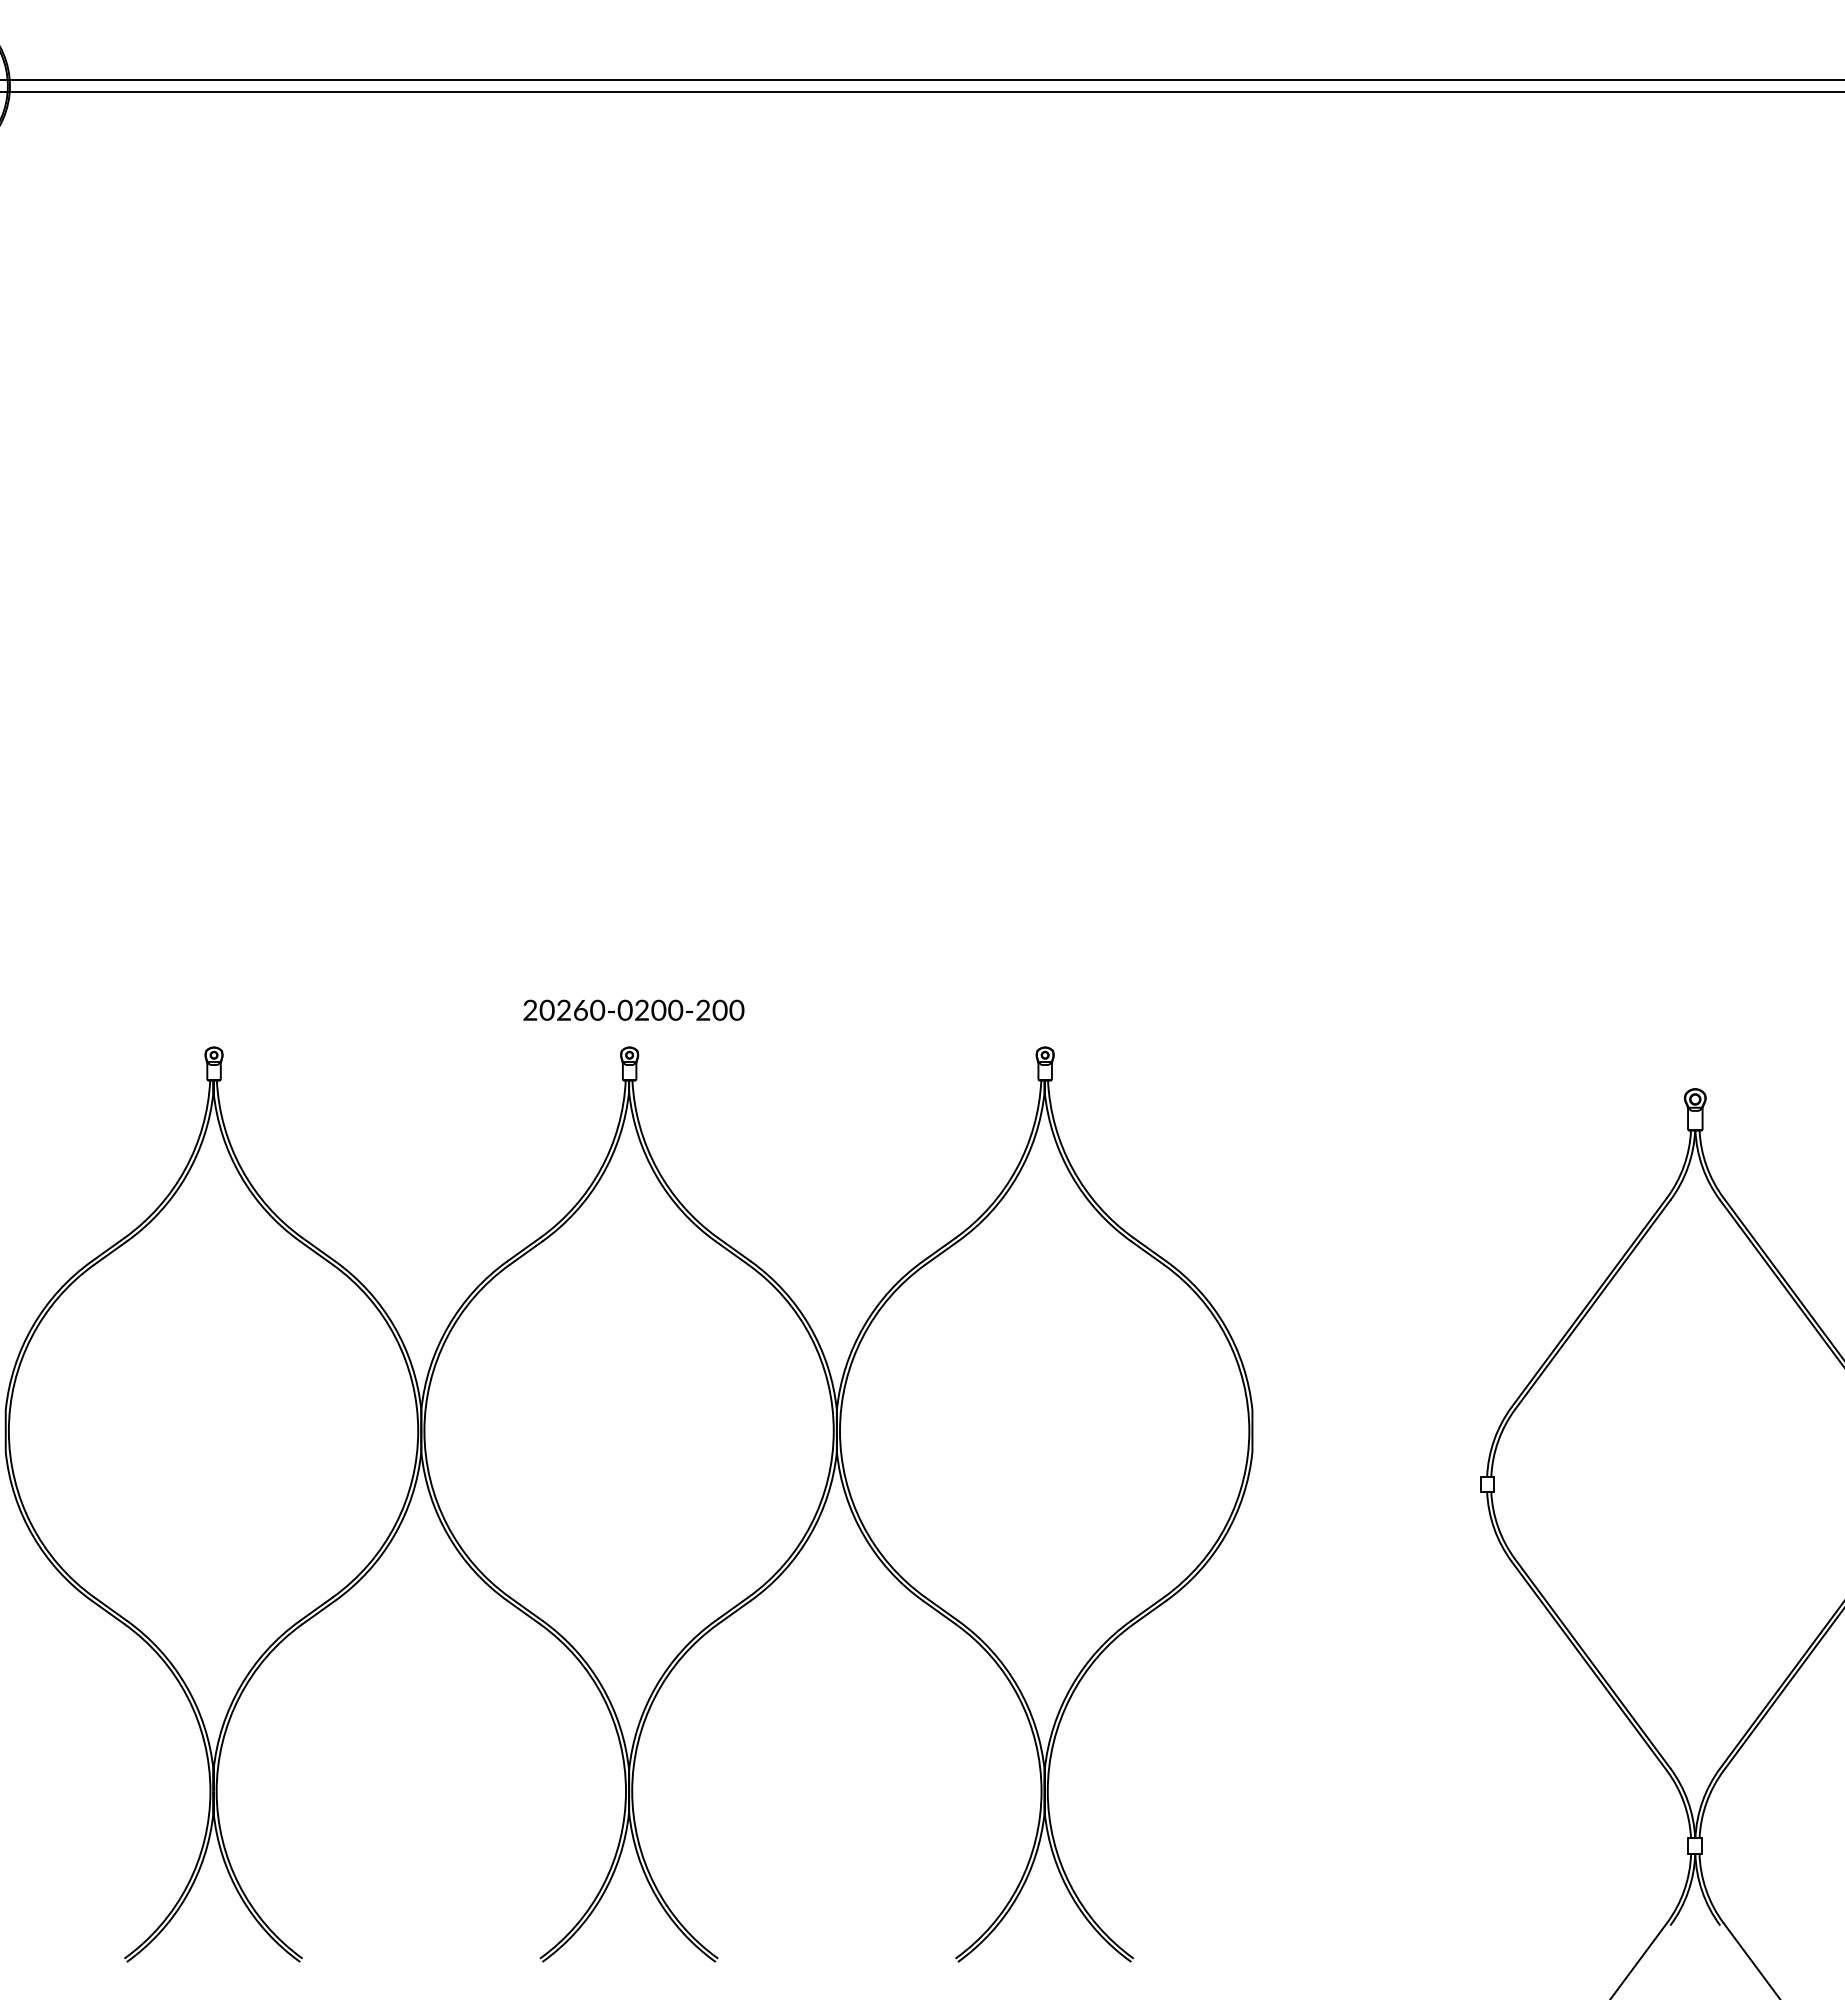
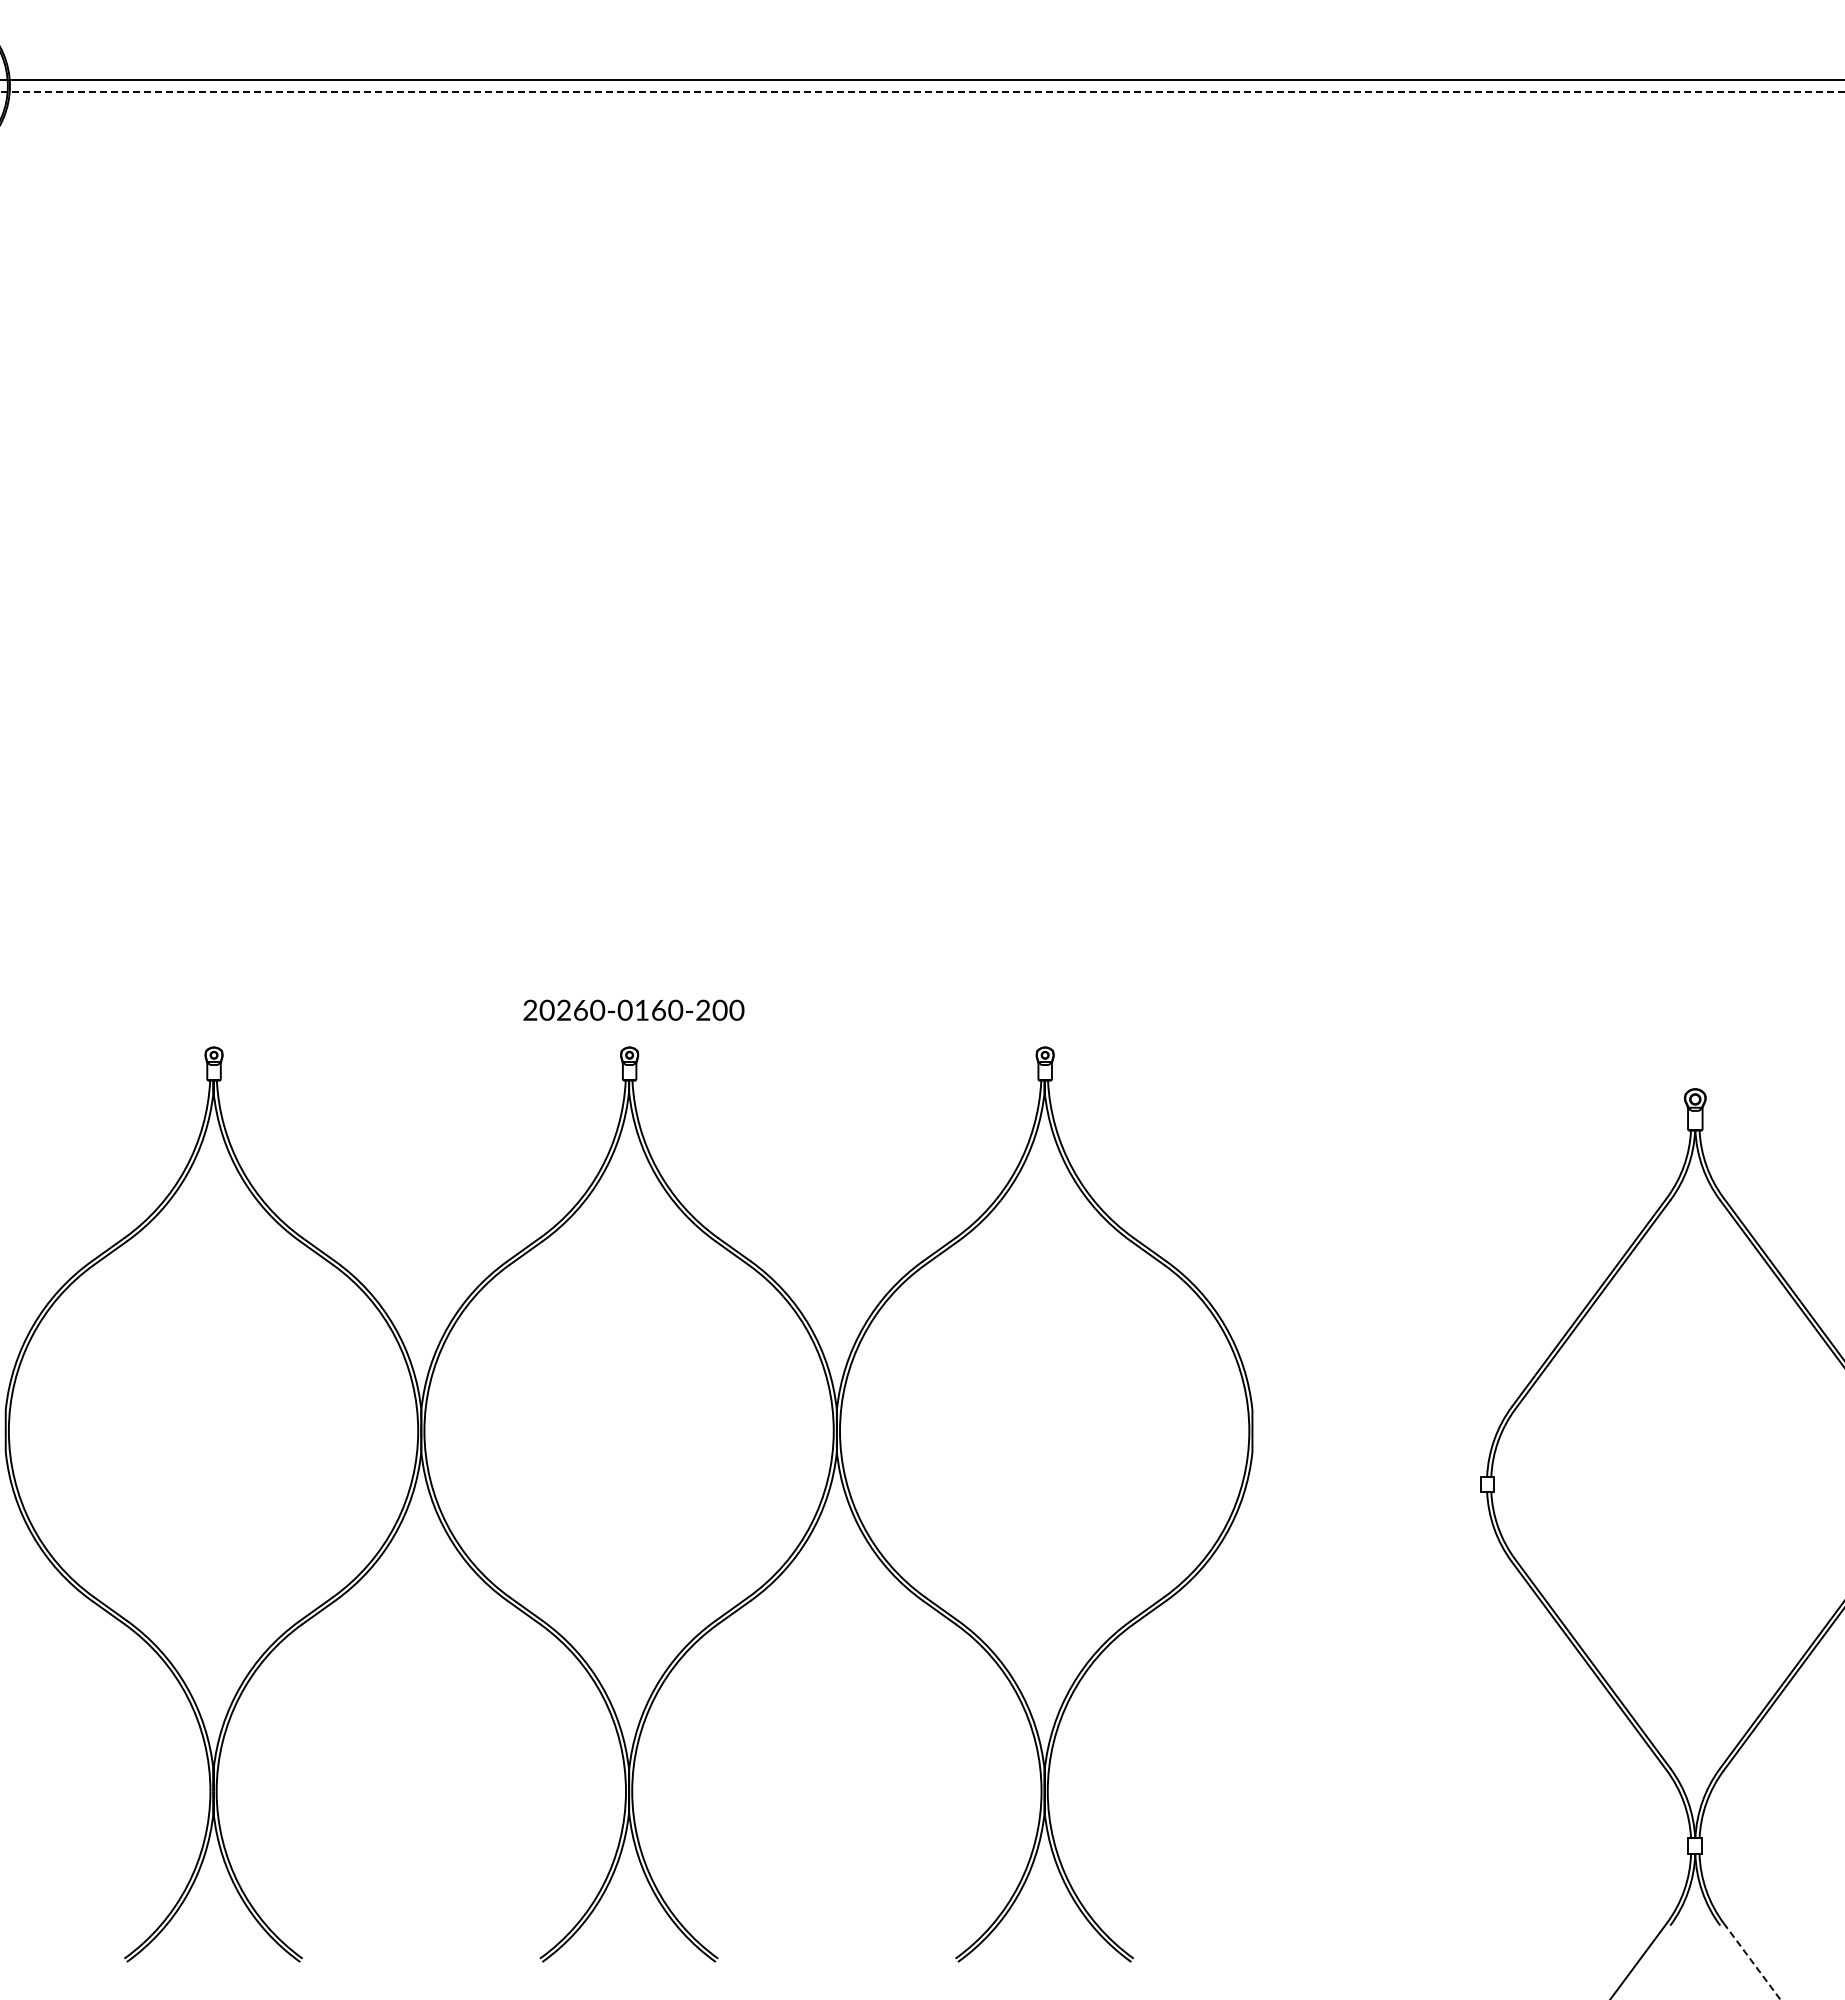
line: solid -> dashed (922, 92)
text: 20260-0200-200 -> 20260-0160-200 (650, 1009)
line: solid -> dashed (1751, 1960)
